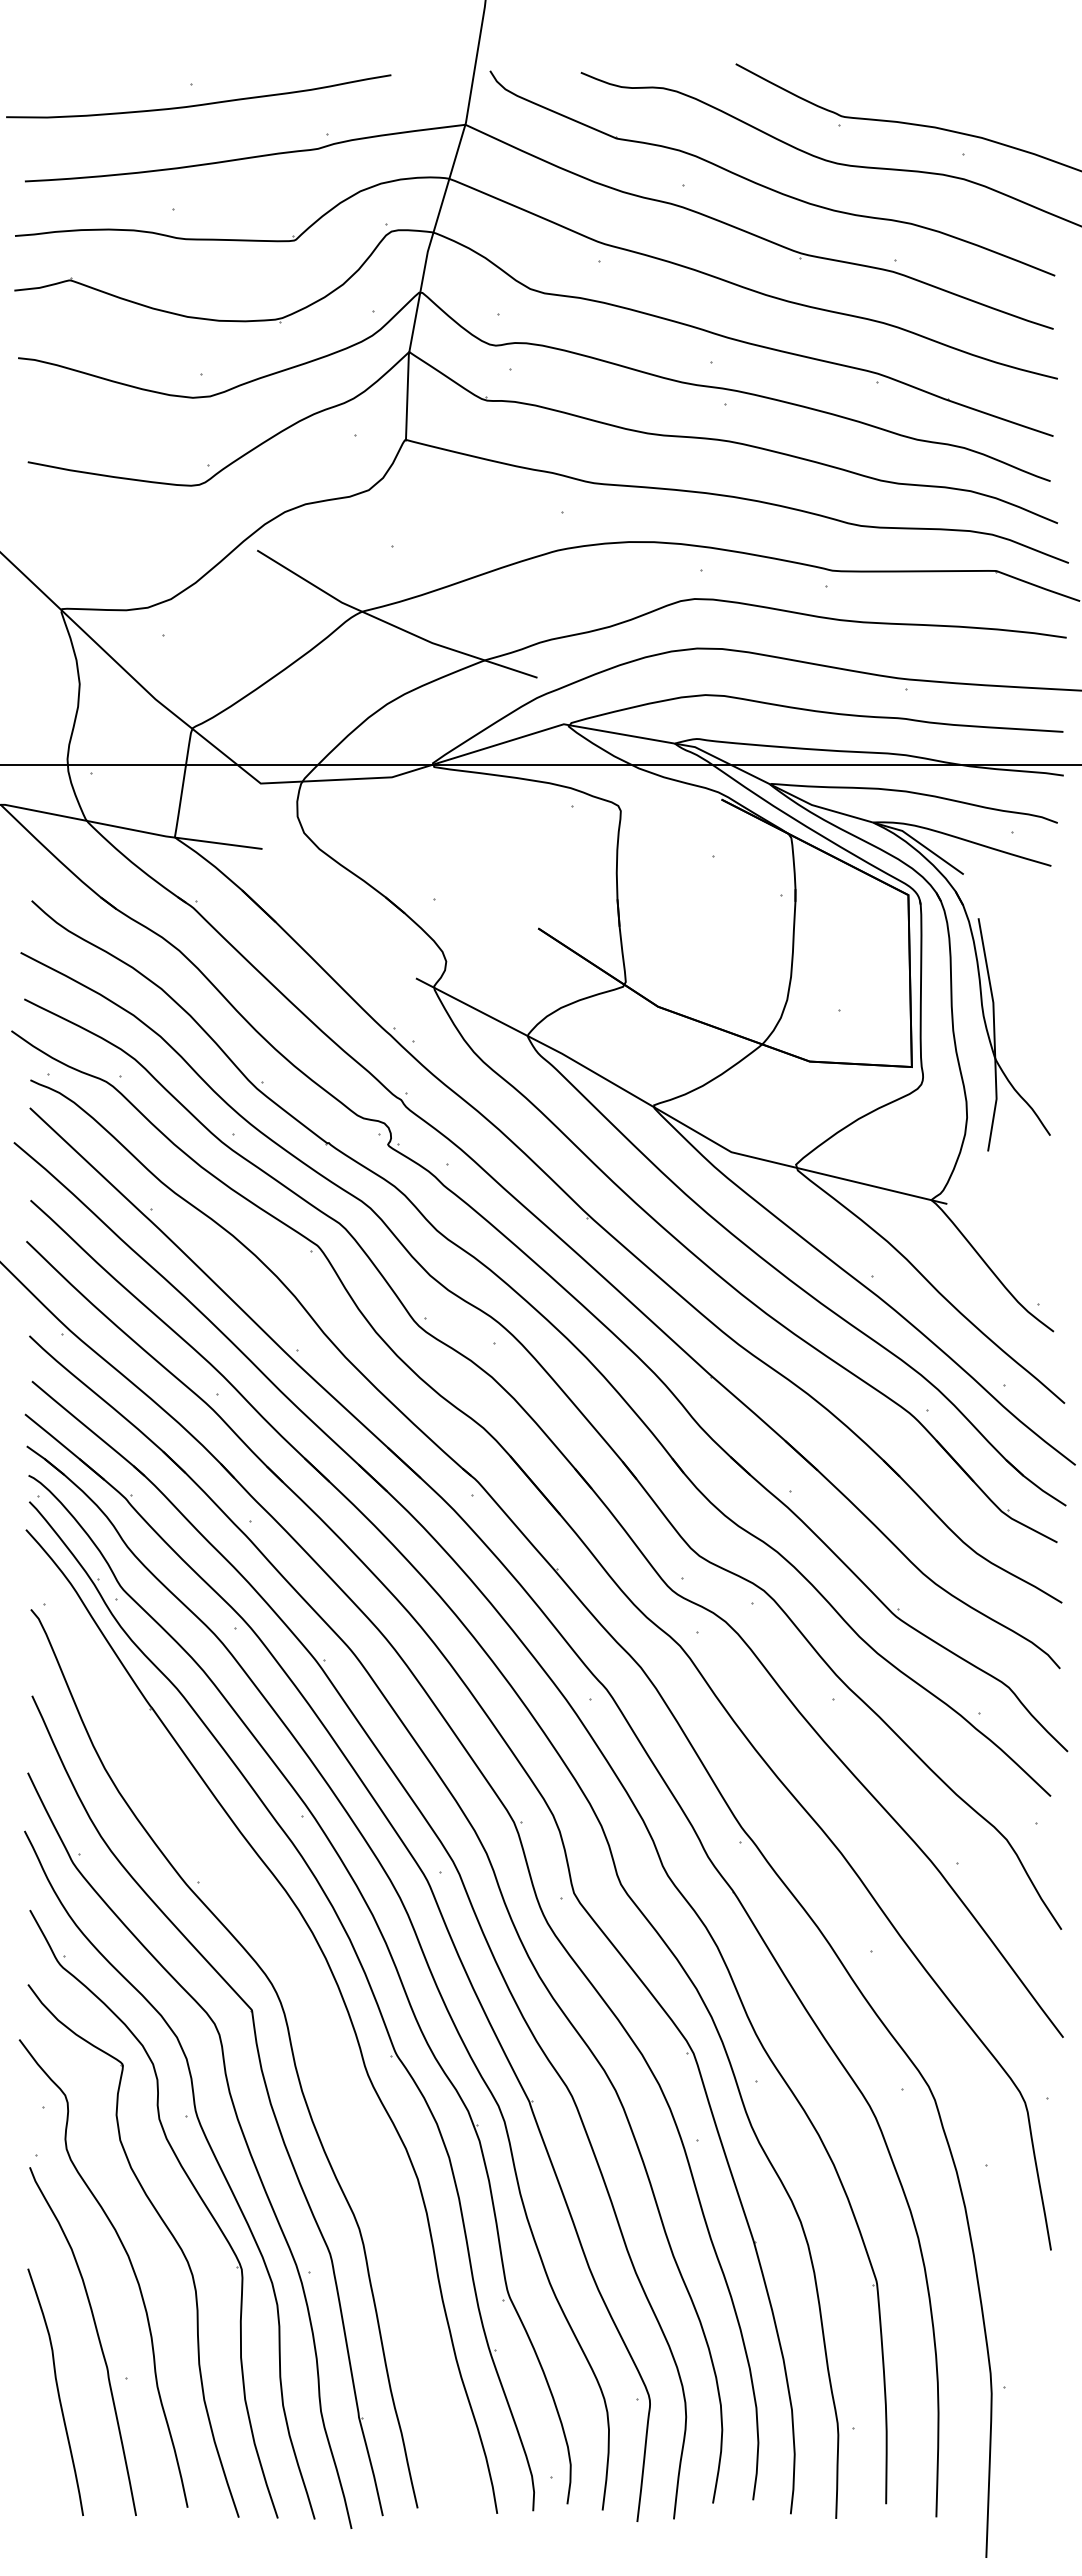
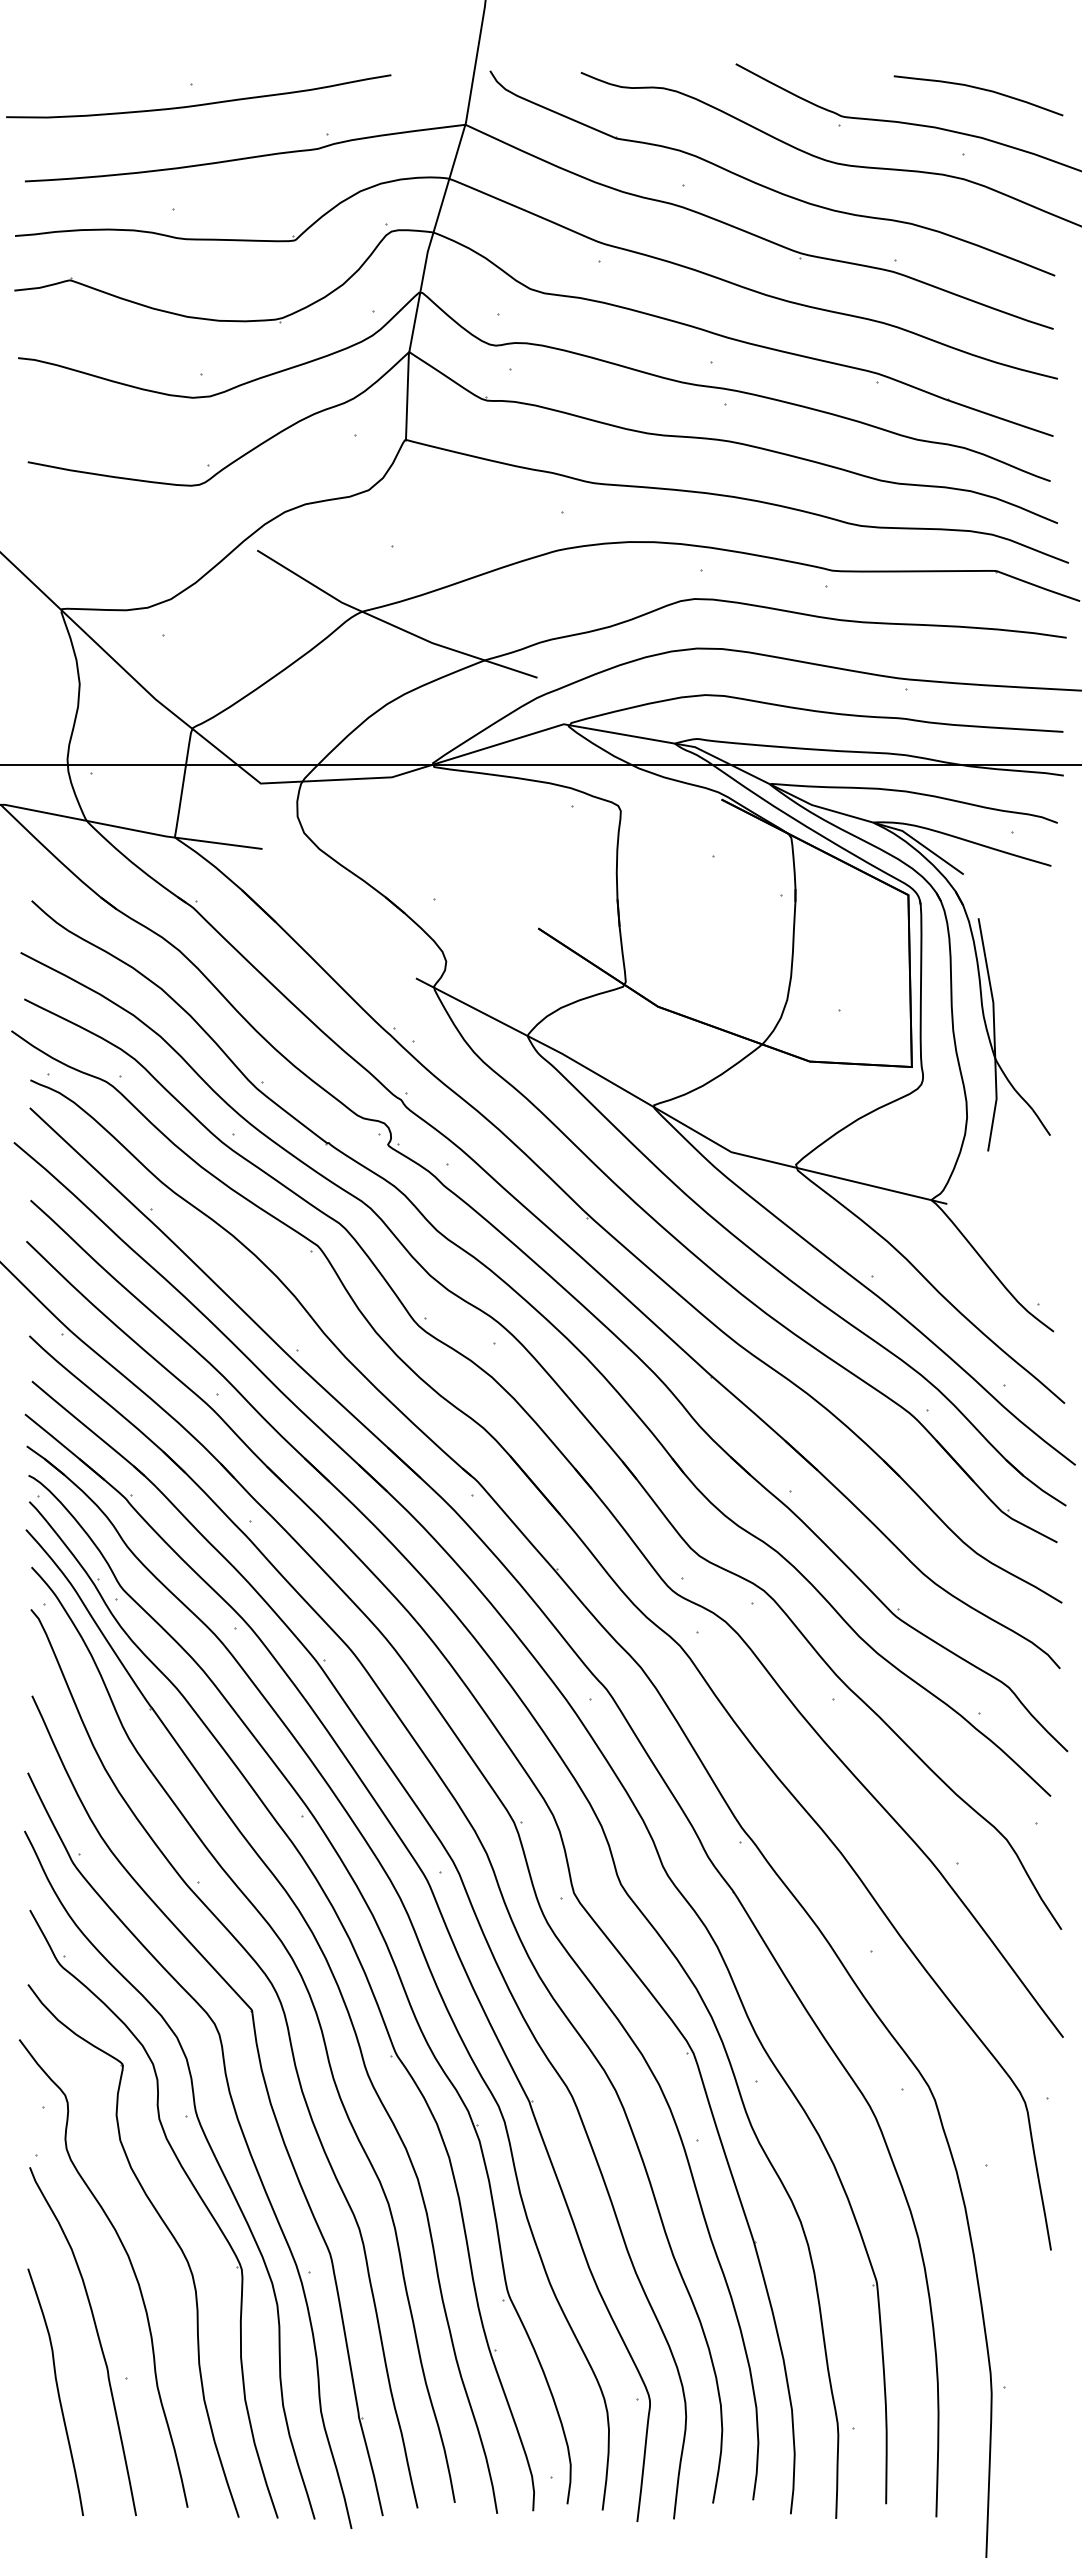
curve: none -> present (978, 89)
curve: none -> present (312, 2006)
